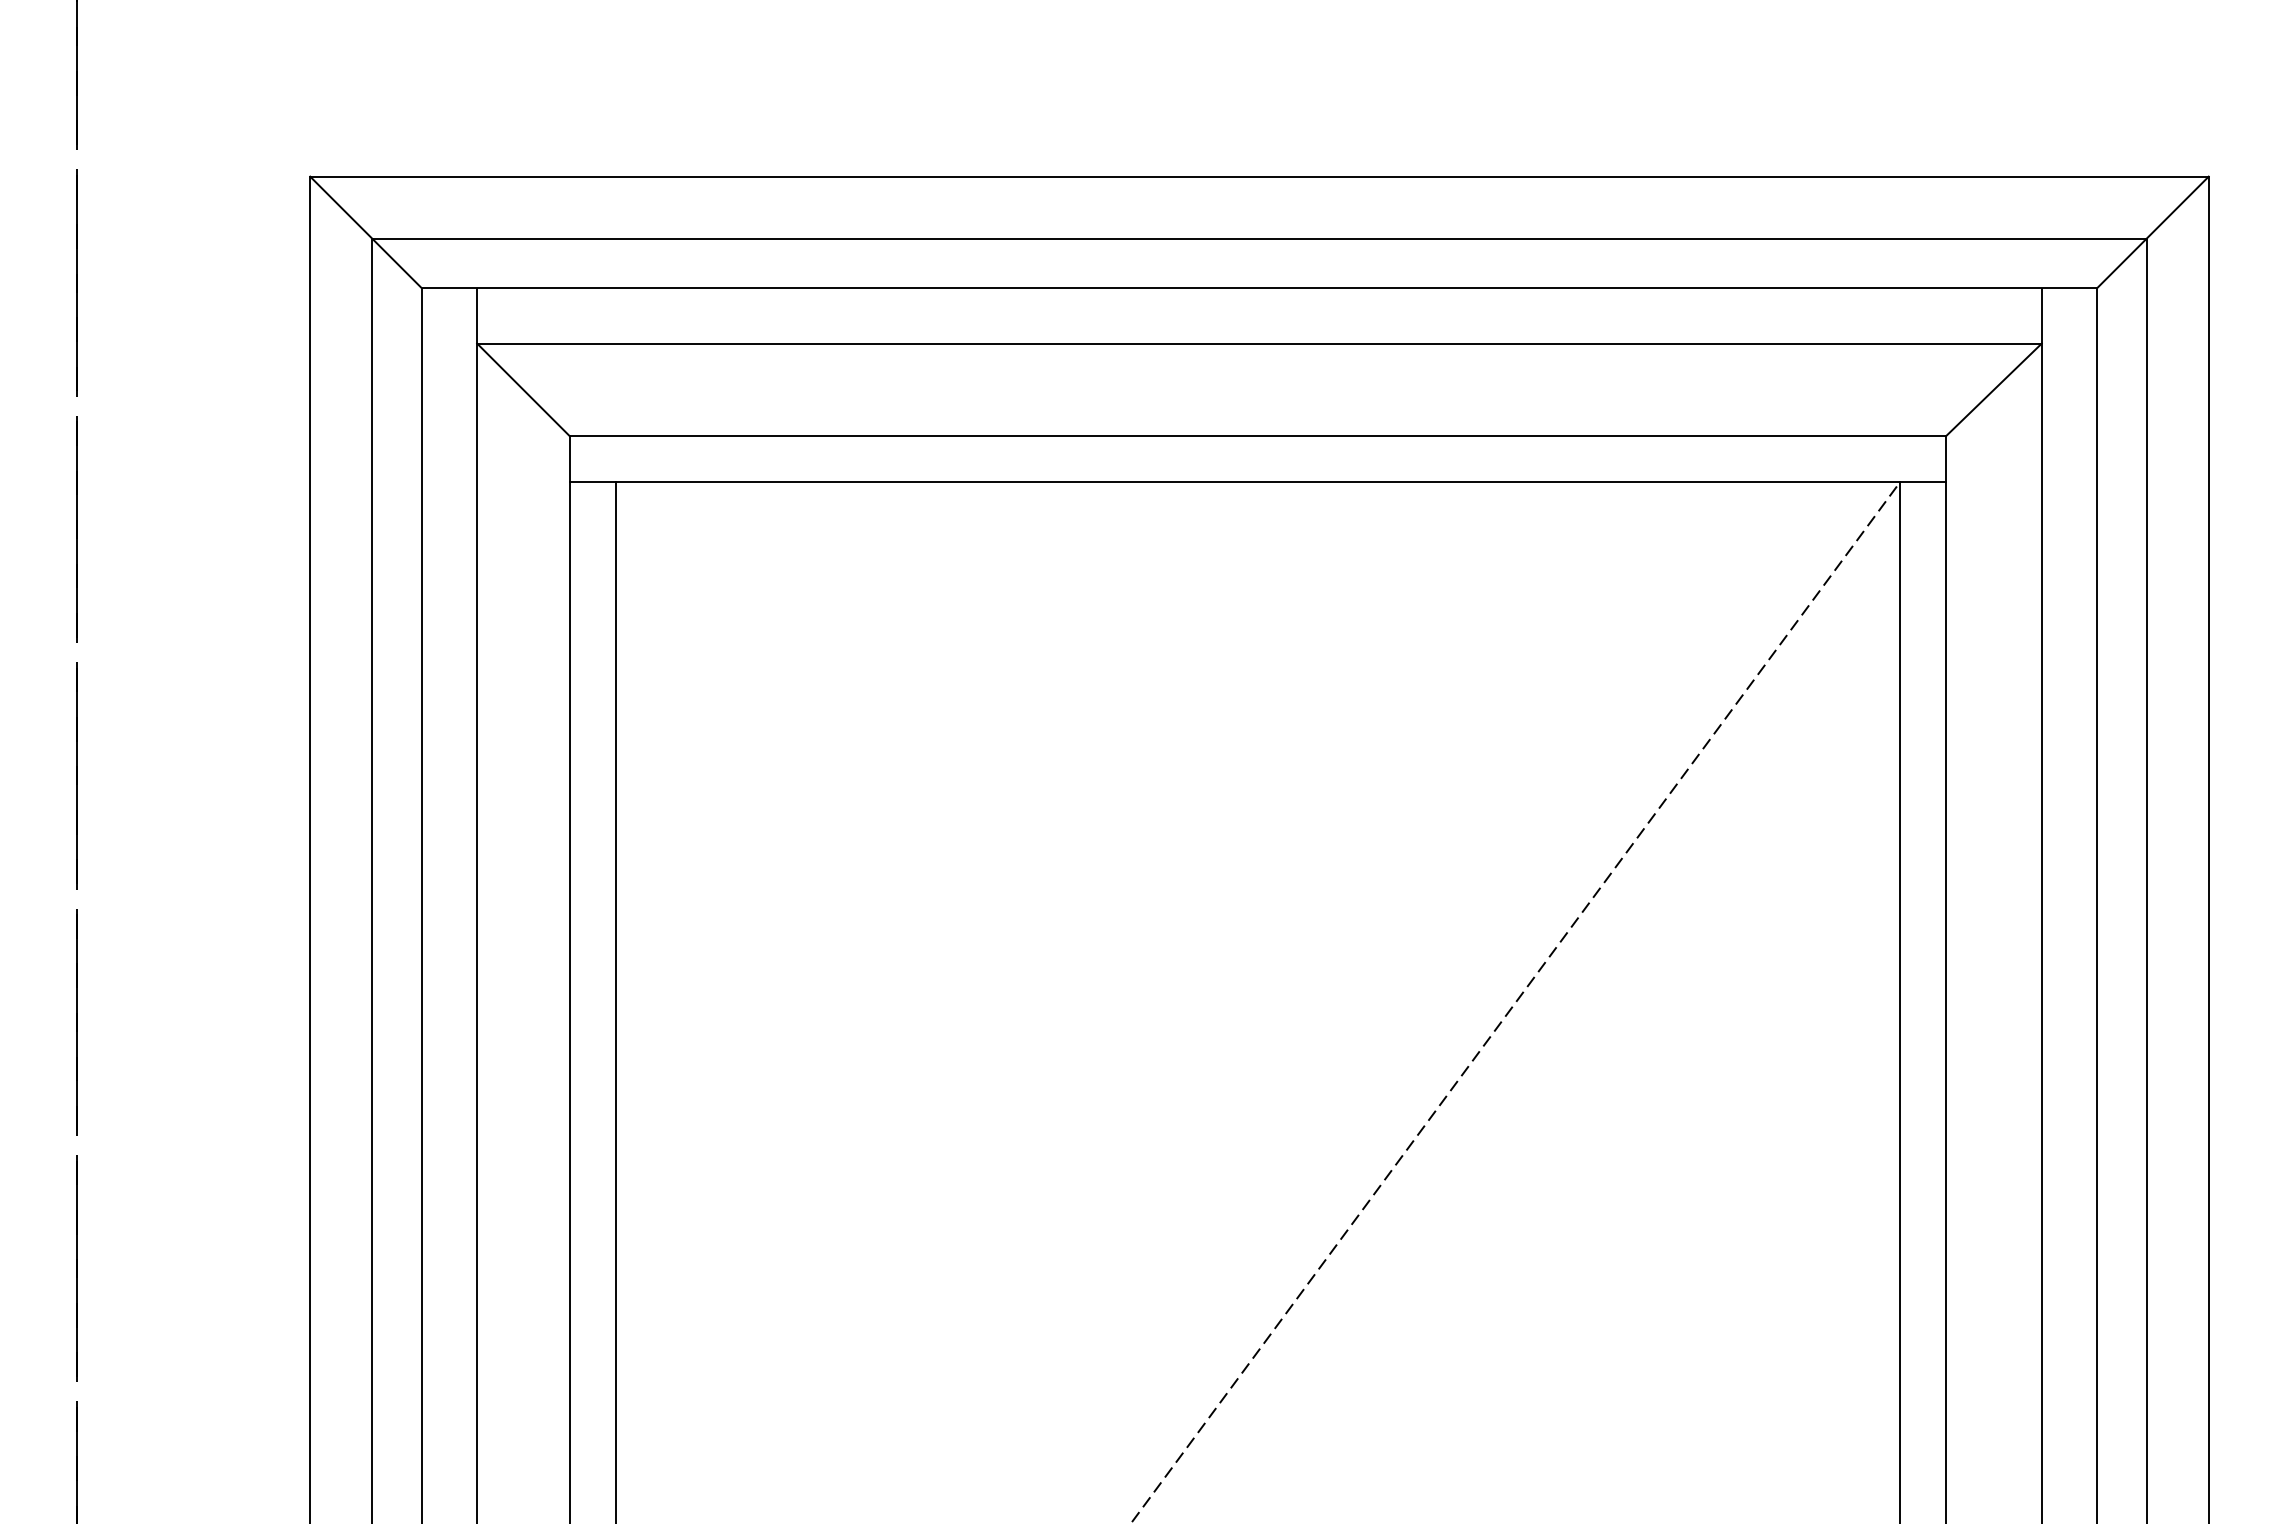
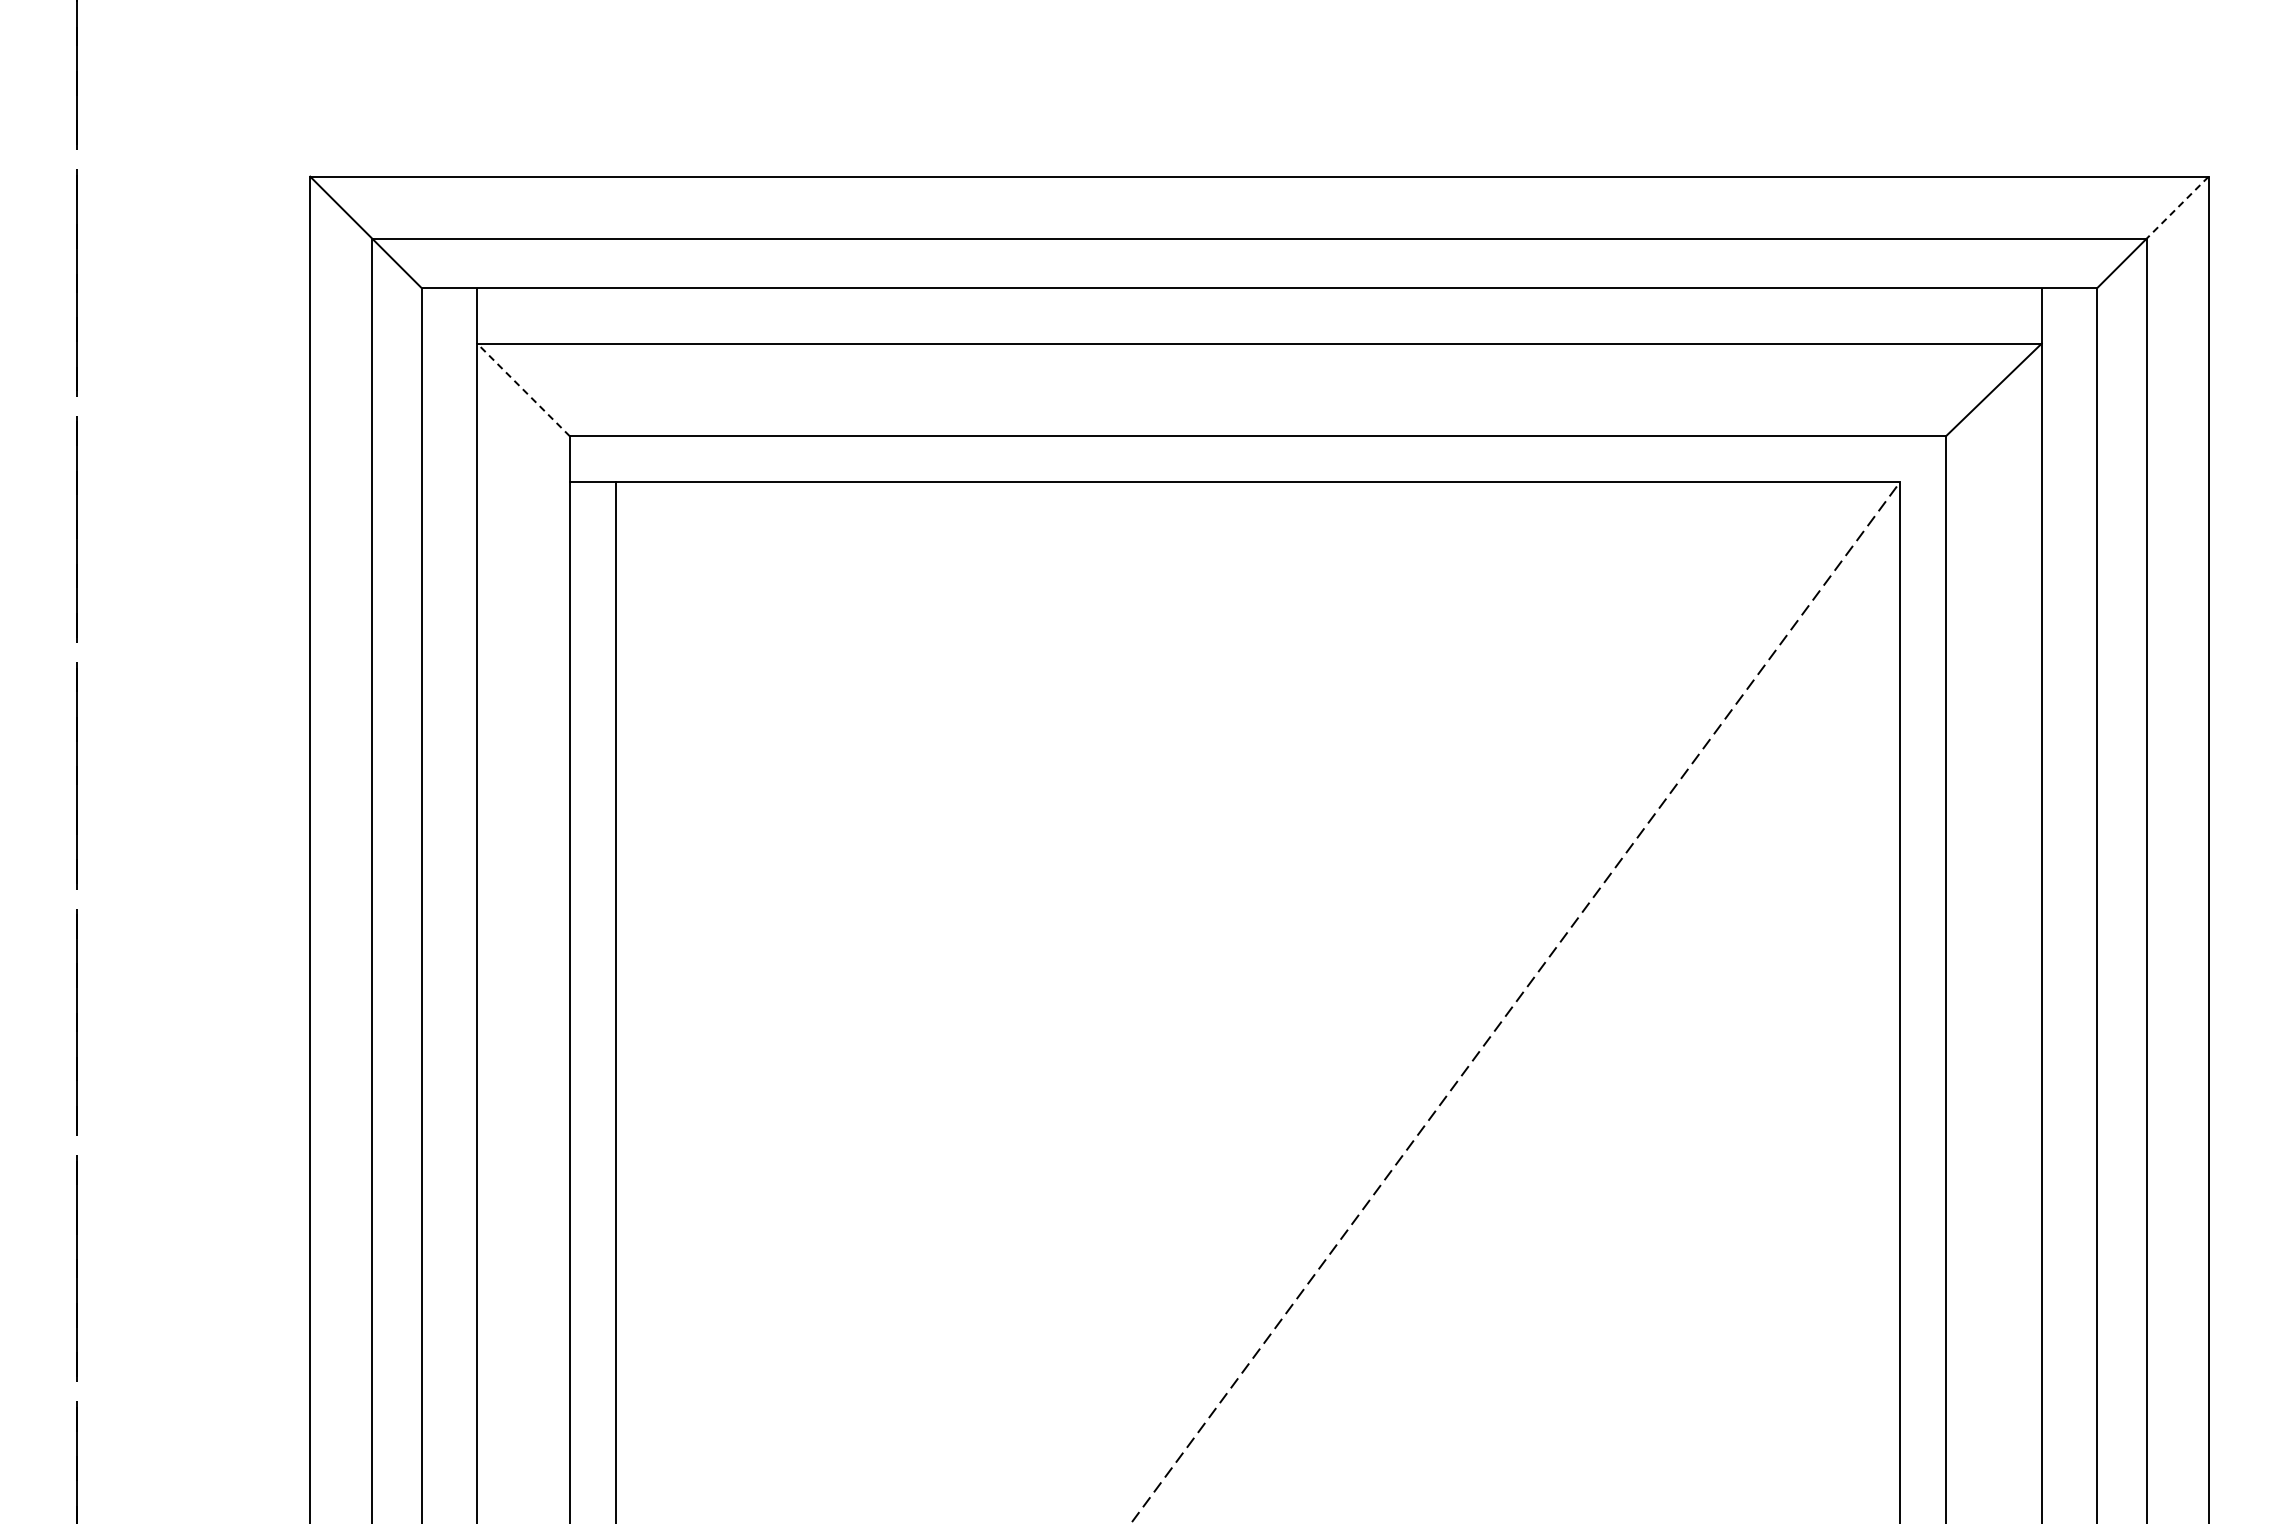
line: solid -> dashed (2177, 207)
line: solid -> dashed (523, 389)
line: present -> none (1922, 482)
